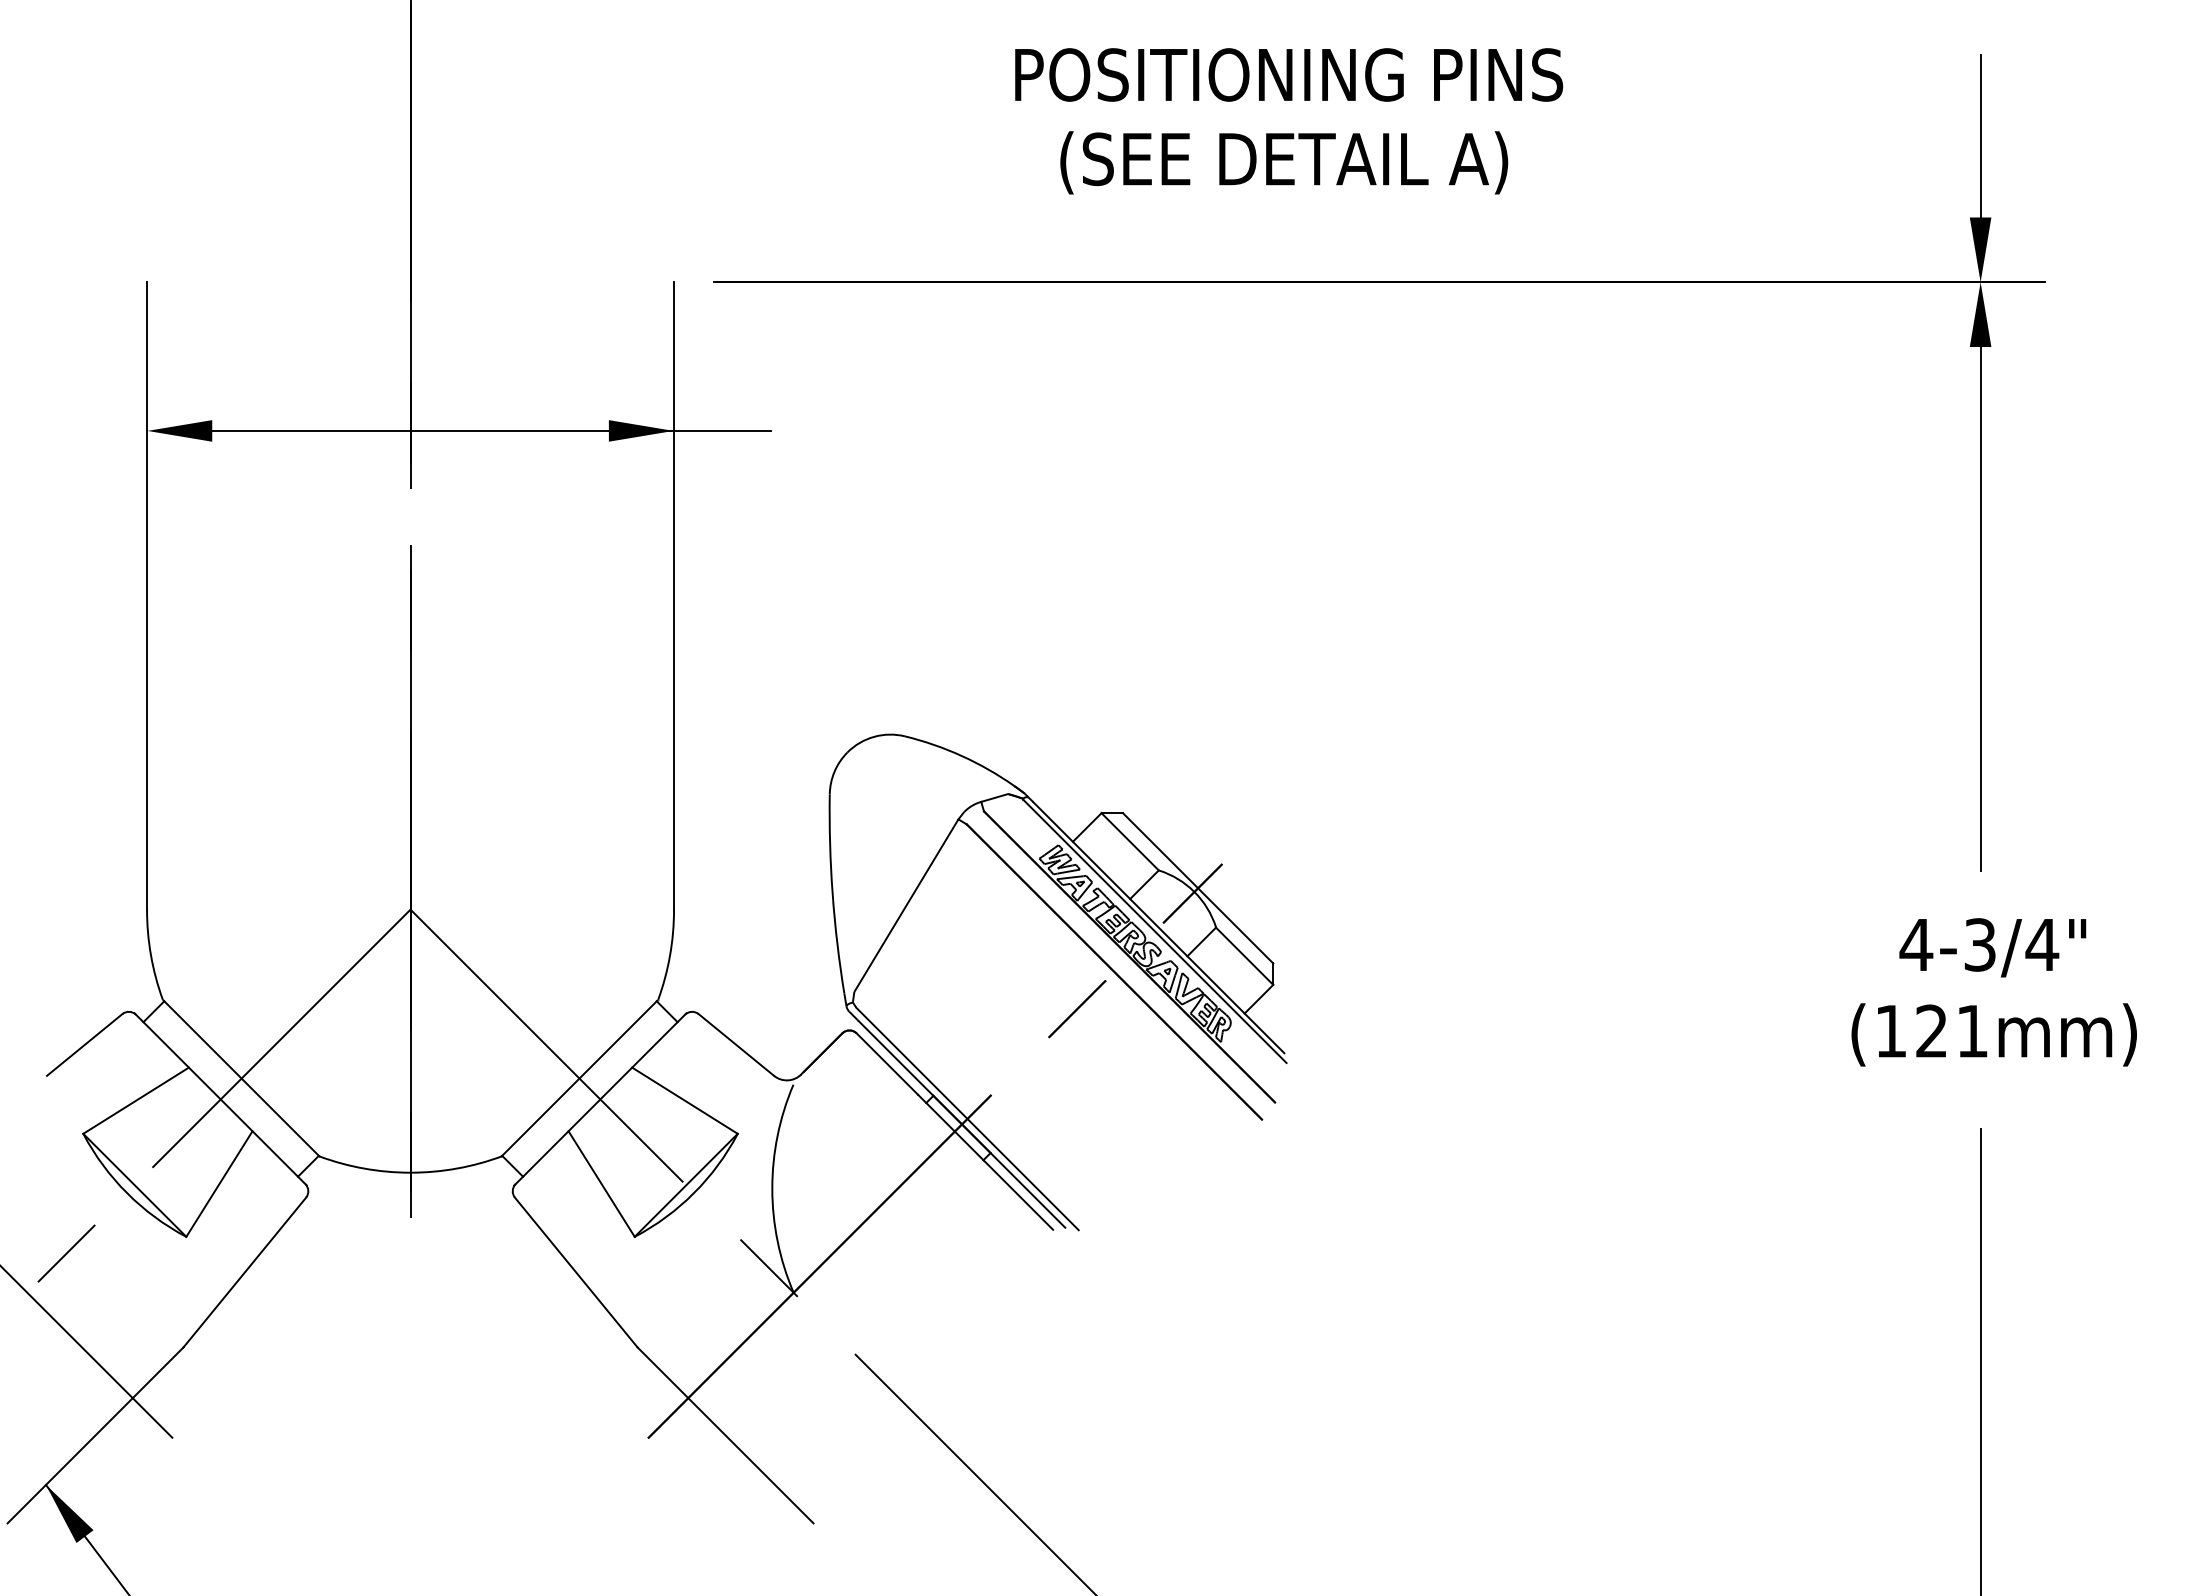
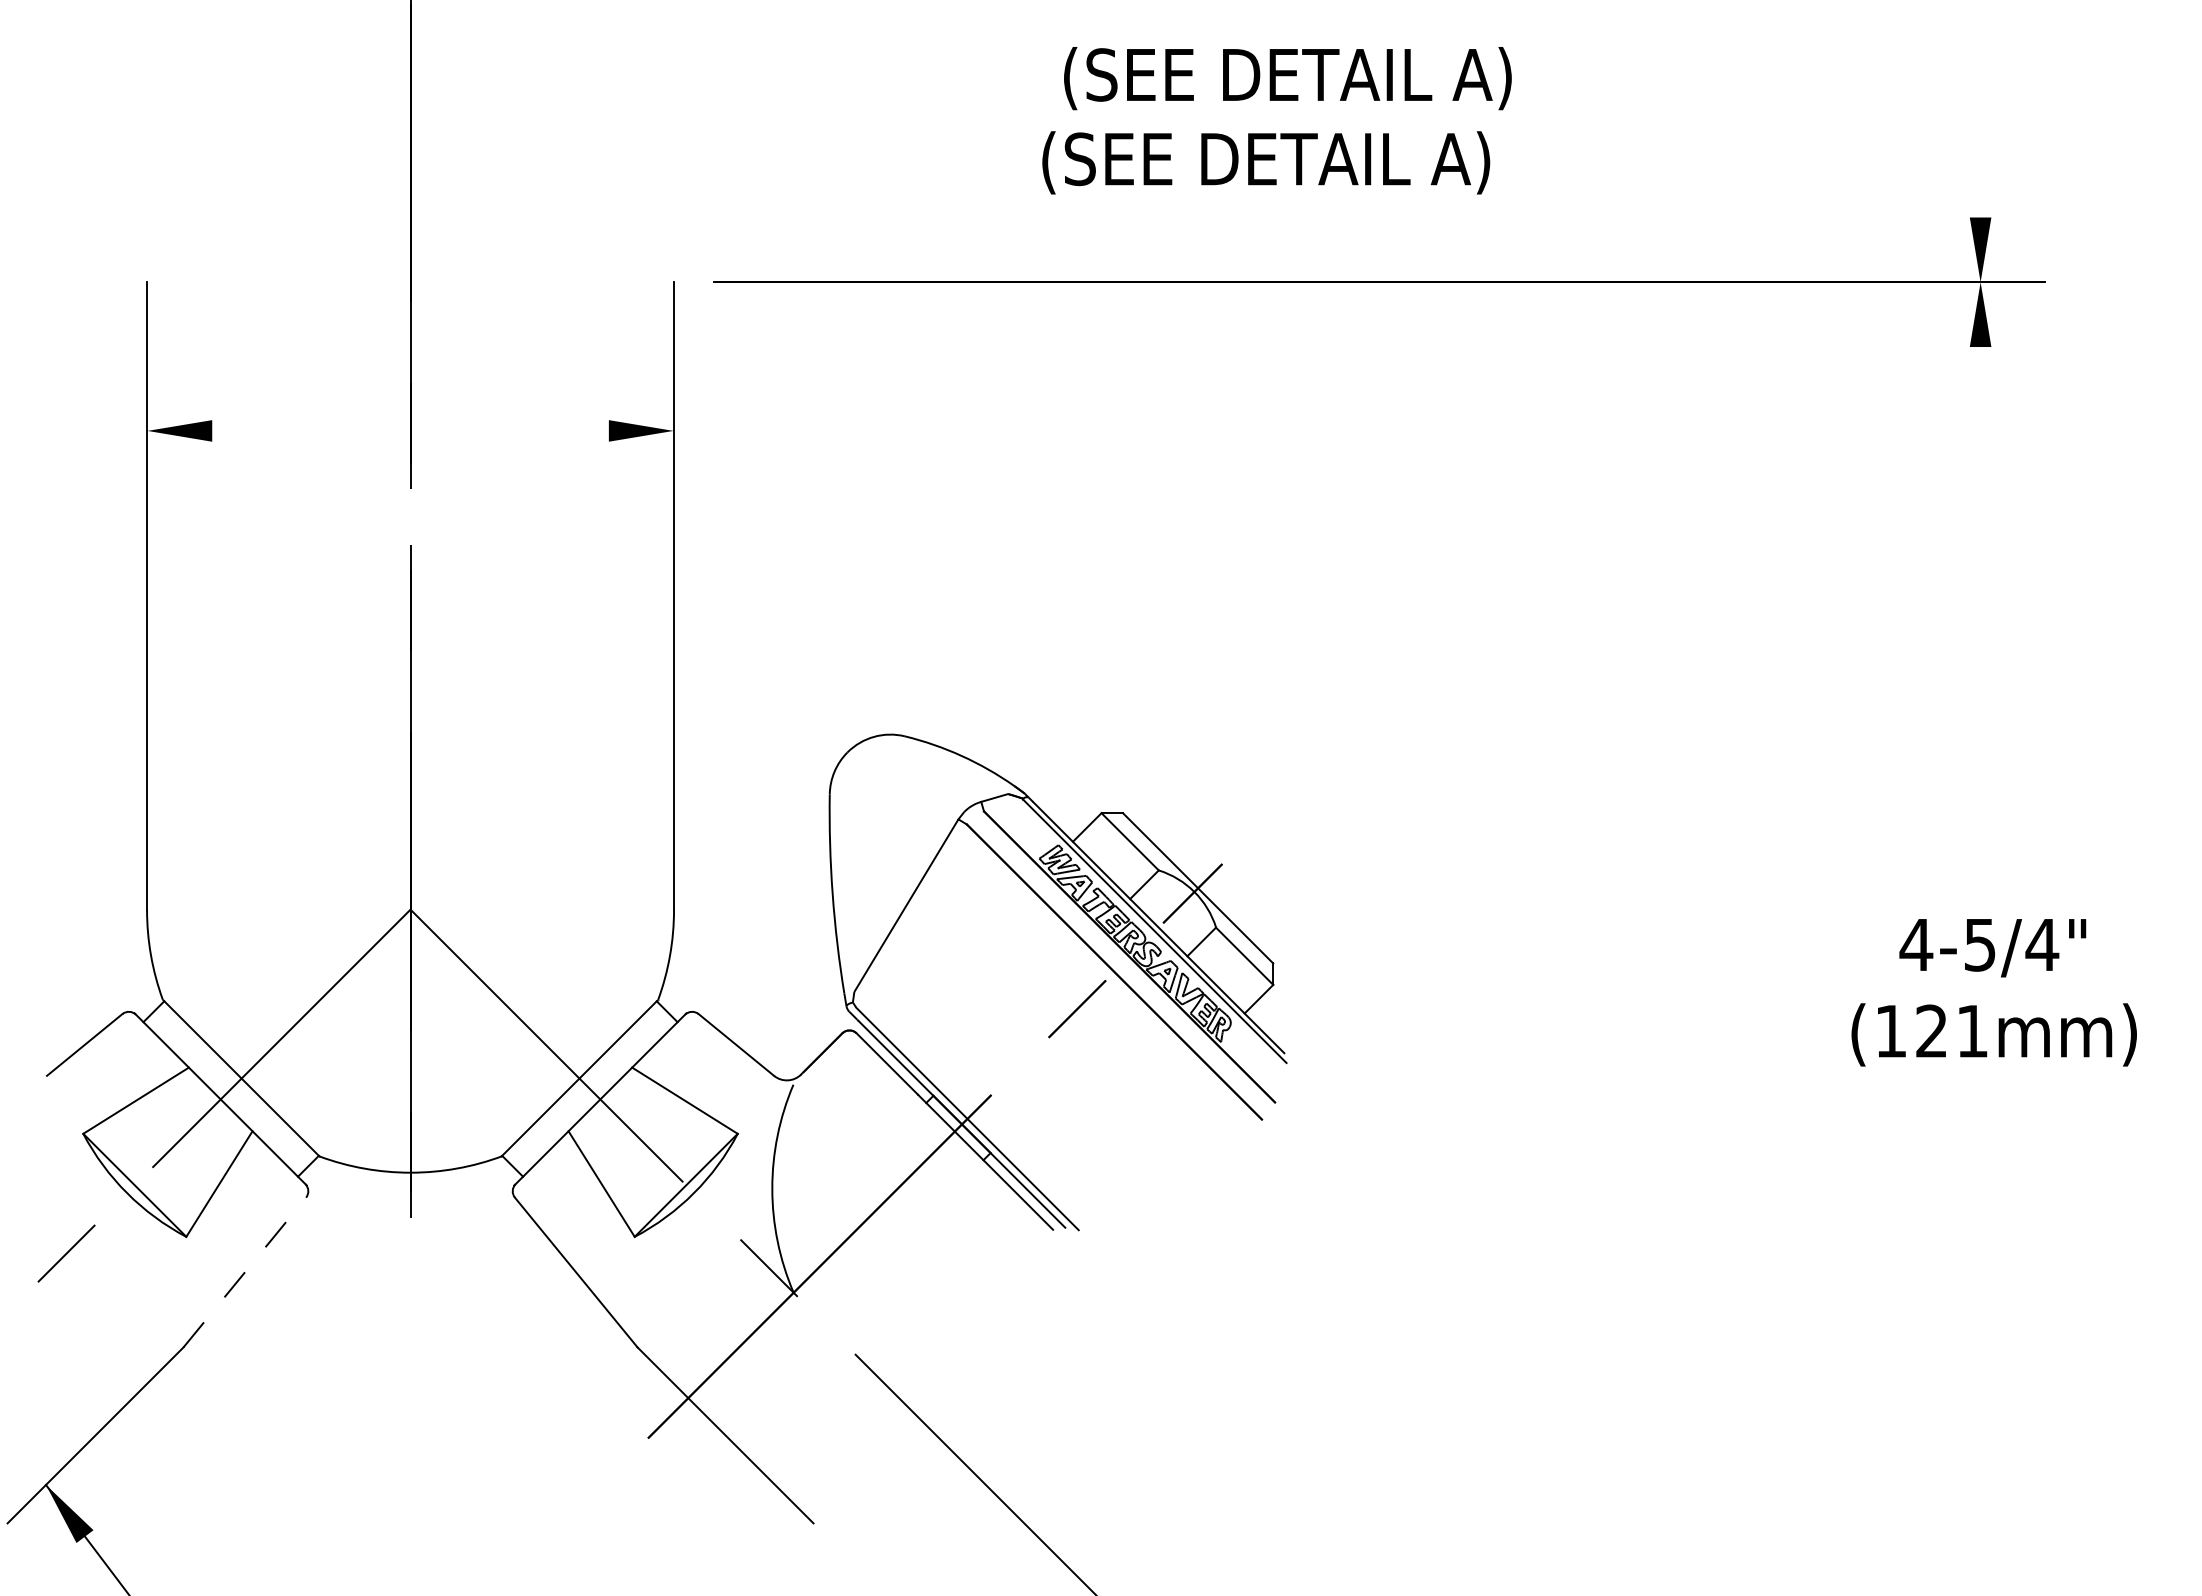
text: POSITIONING PINS -> (SEE DETAIL A) (1289, 78)
line: present -> none (1980, 135)
text position: (1284, 162) -> (1266, 162) (1266, 162)
line: present -> none (491, 430)
line: present -> none (1980, 608)
text: 4-3/4" -> 4-5/4" (1980, 944)
line: solid -> dashed (244, 1272)
line: present -> none (87, 1352)
line: present -> none (1980, 1360)
